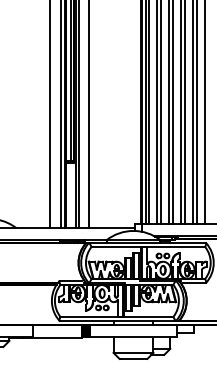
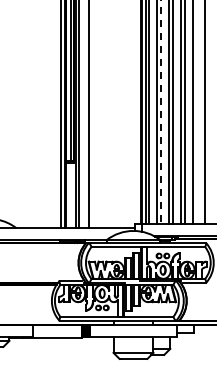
line: solid -> dashed (161, 112)
line: present -> none (197, 112)
line: present -> none (49, 114)
